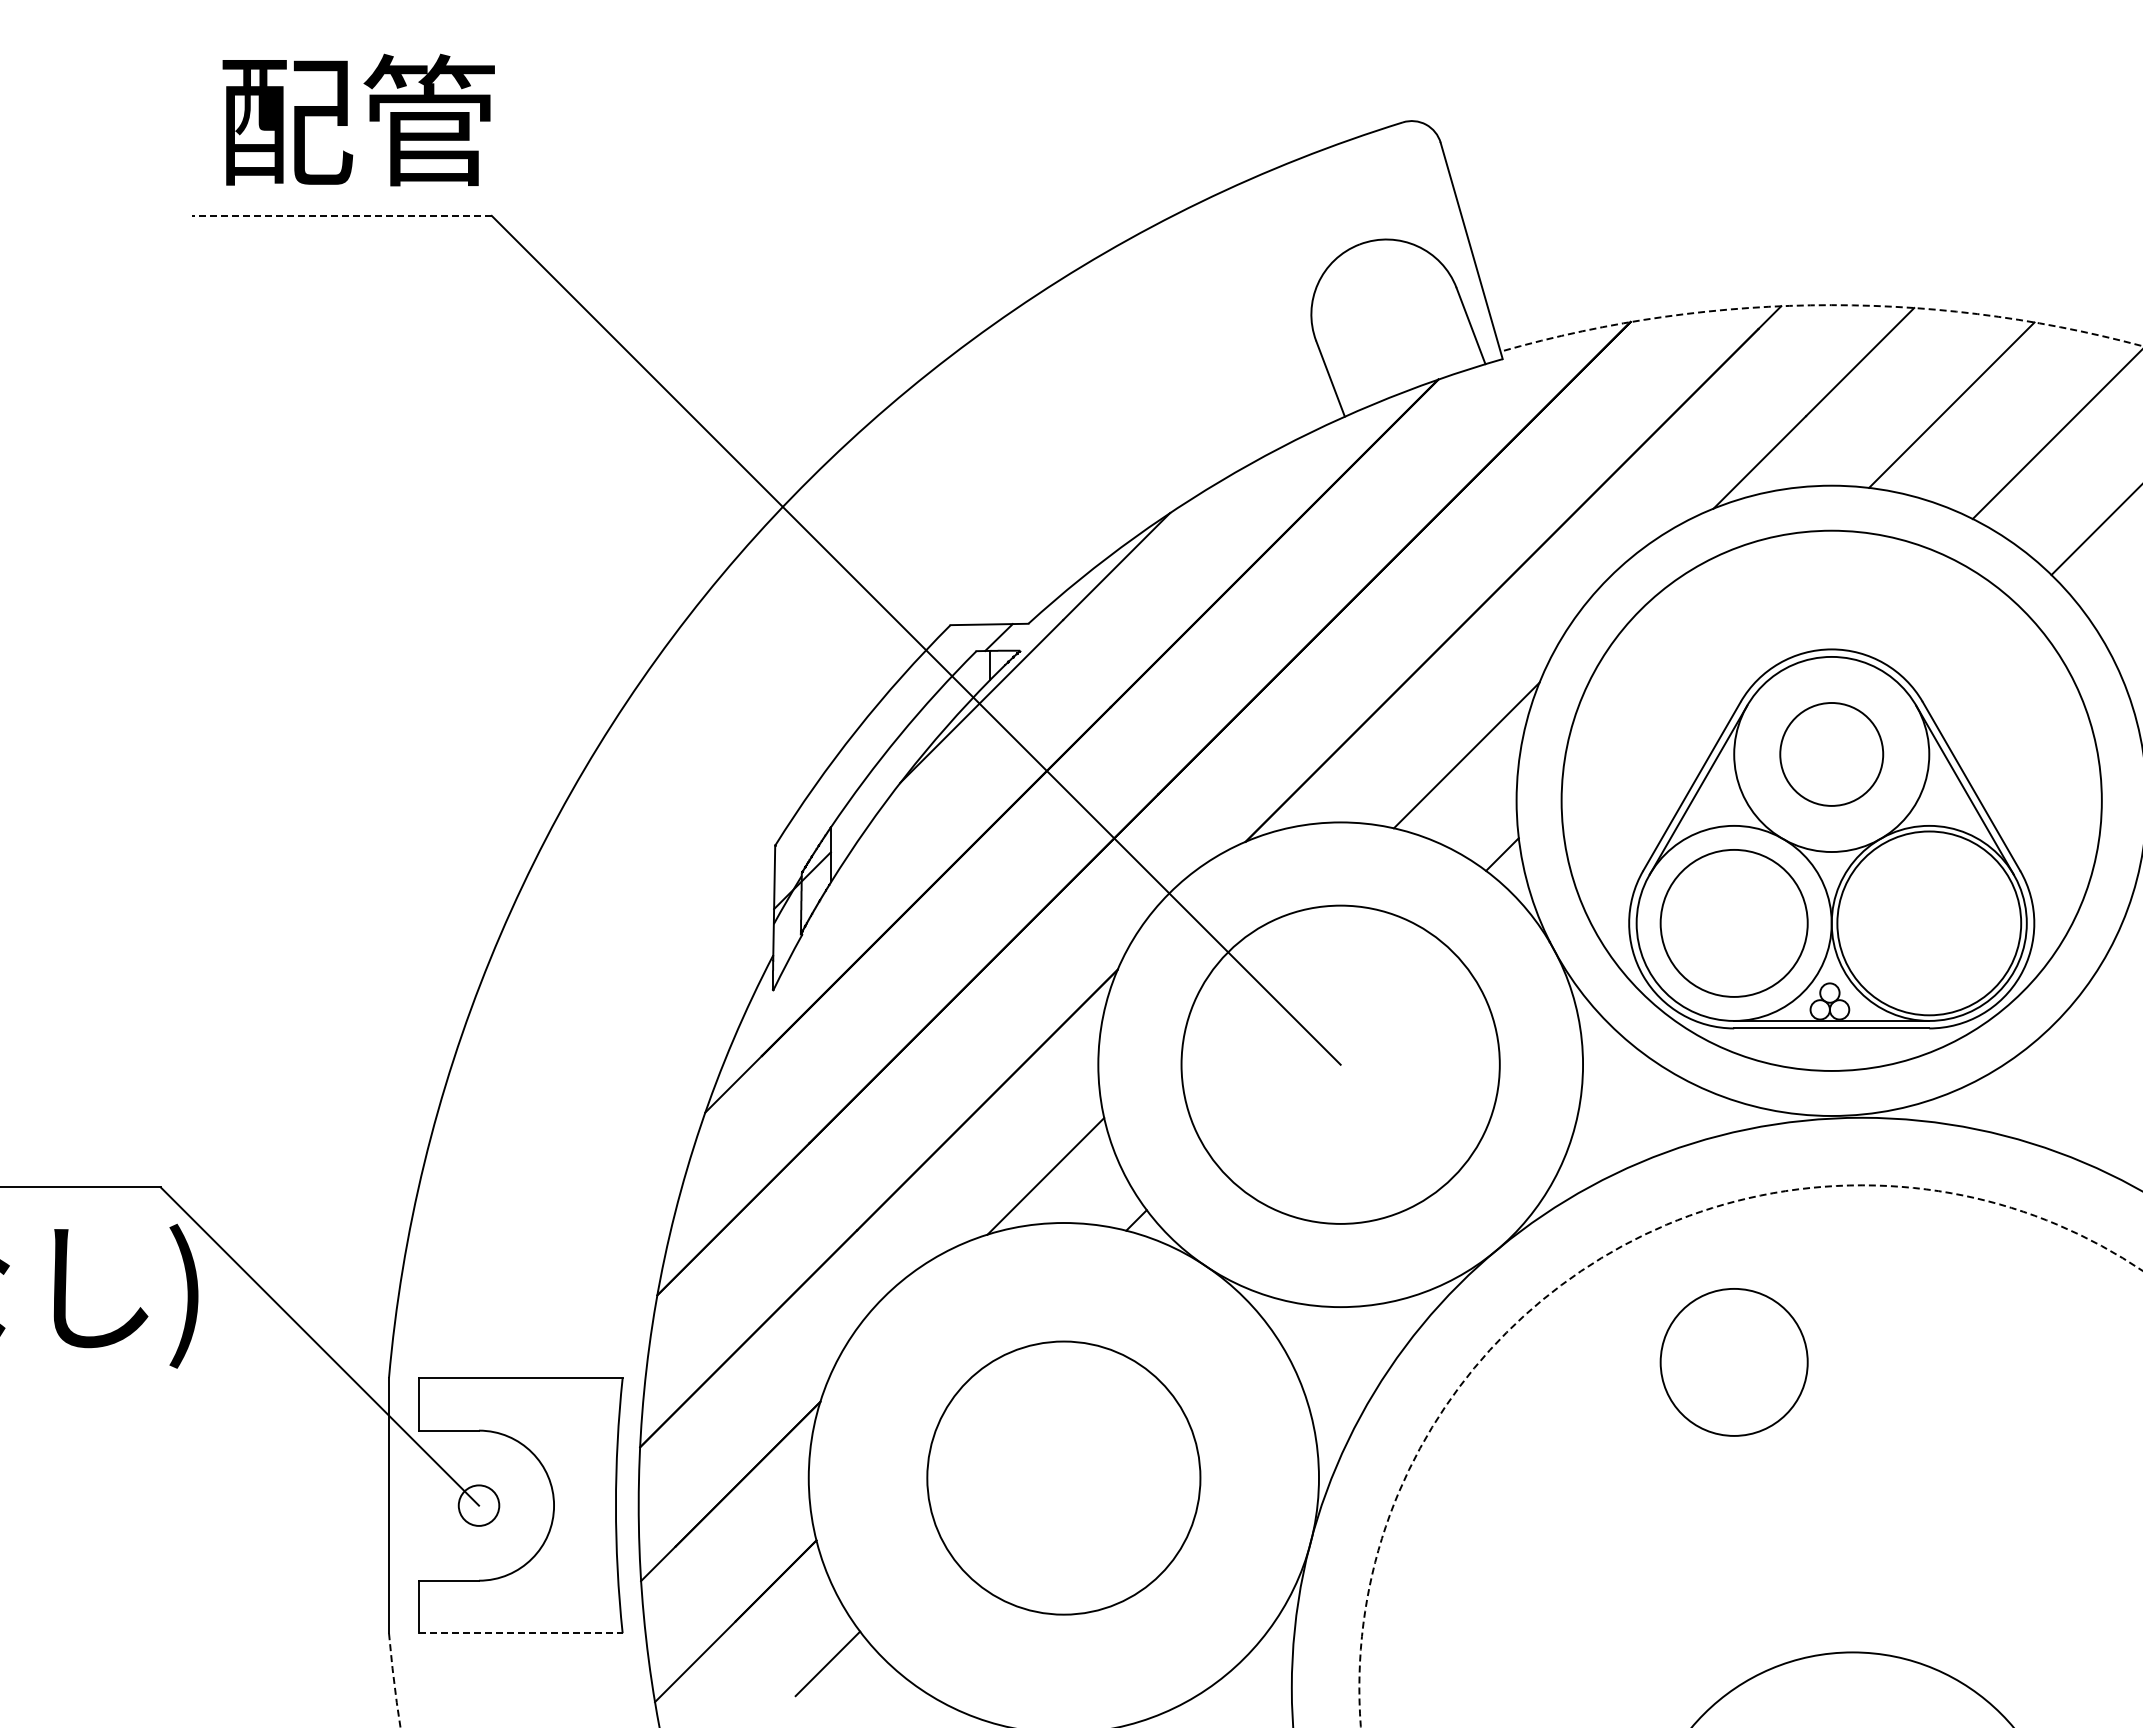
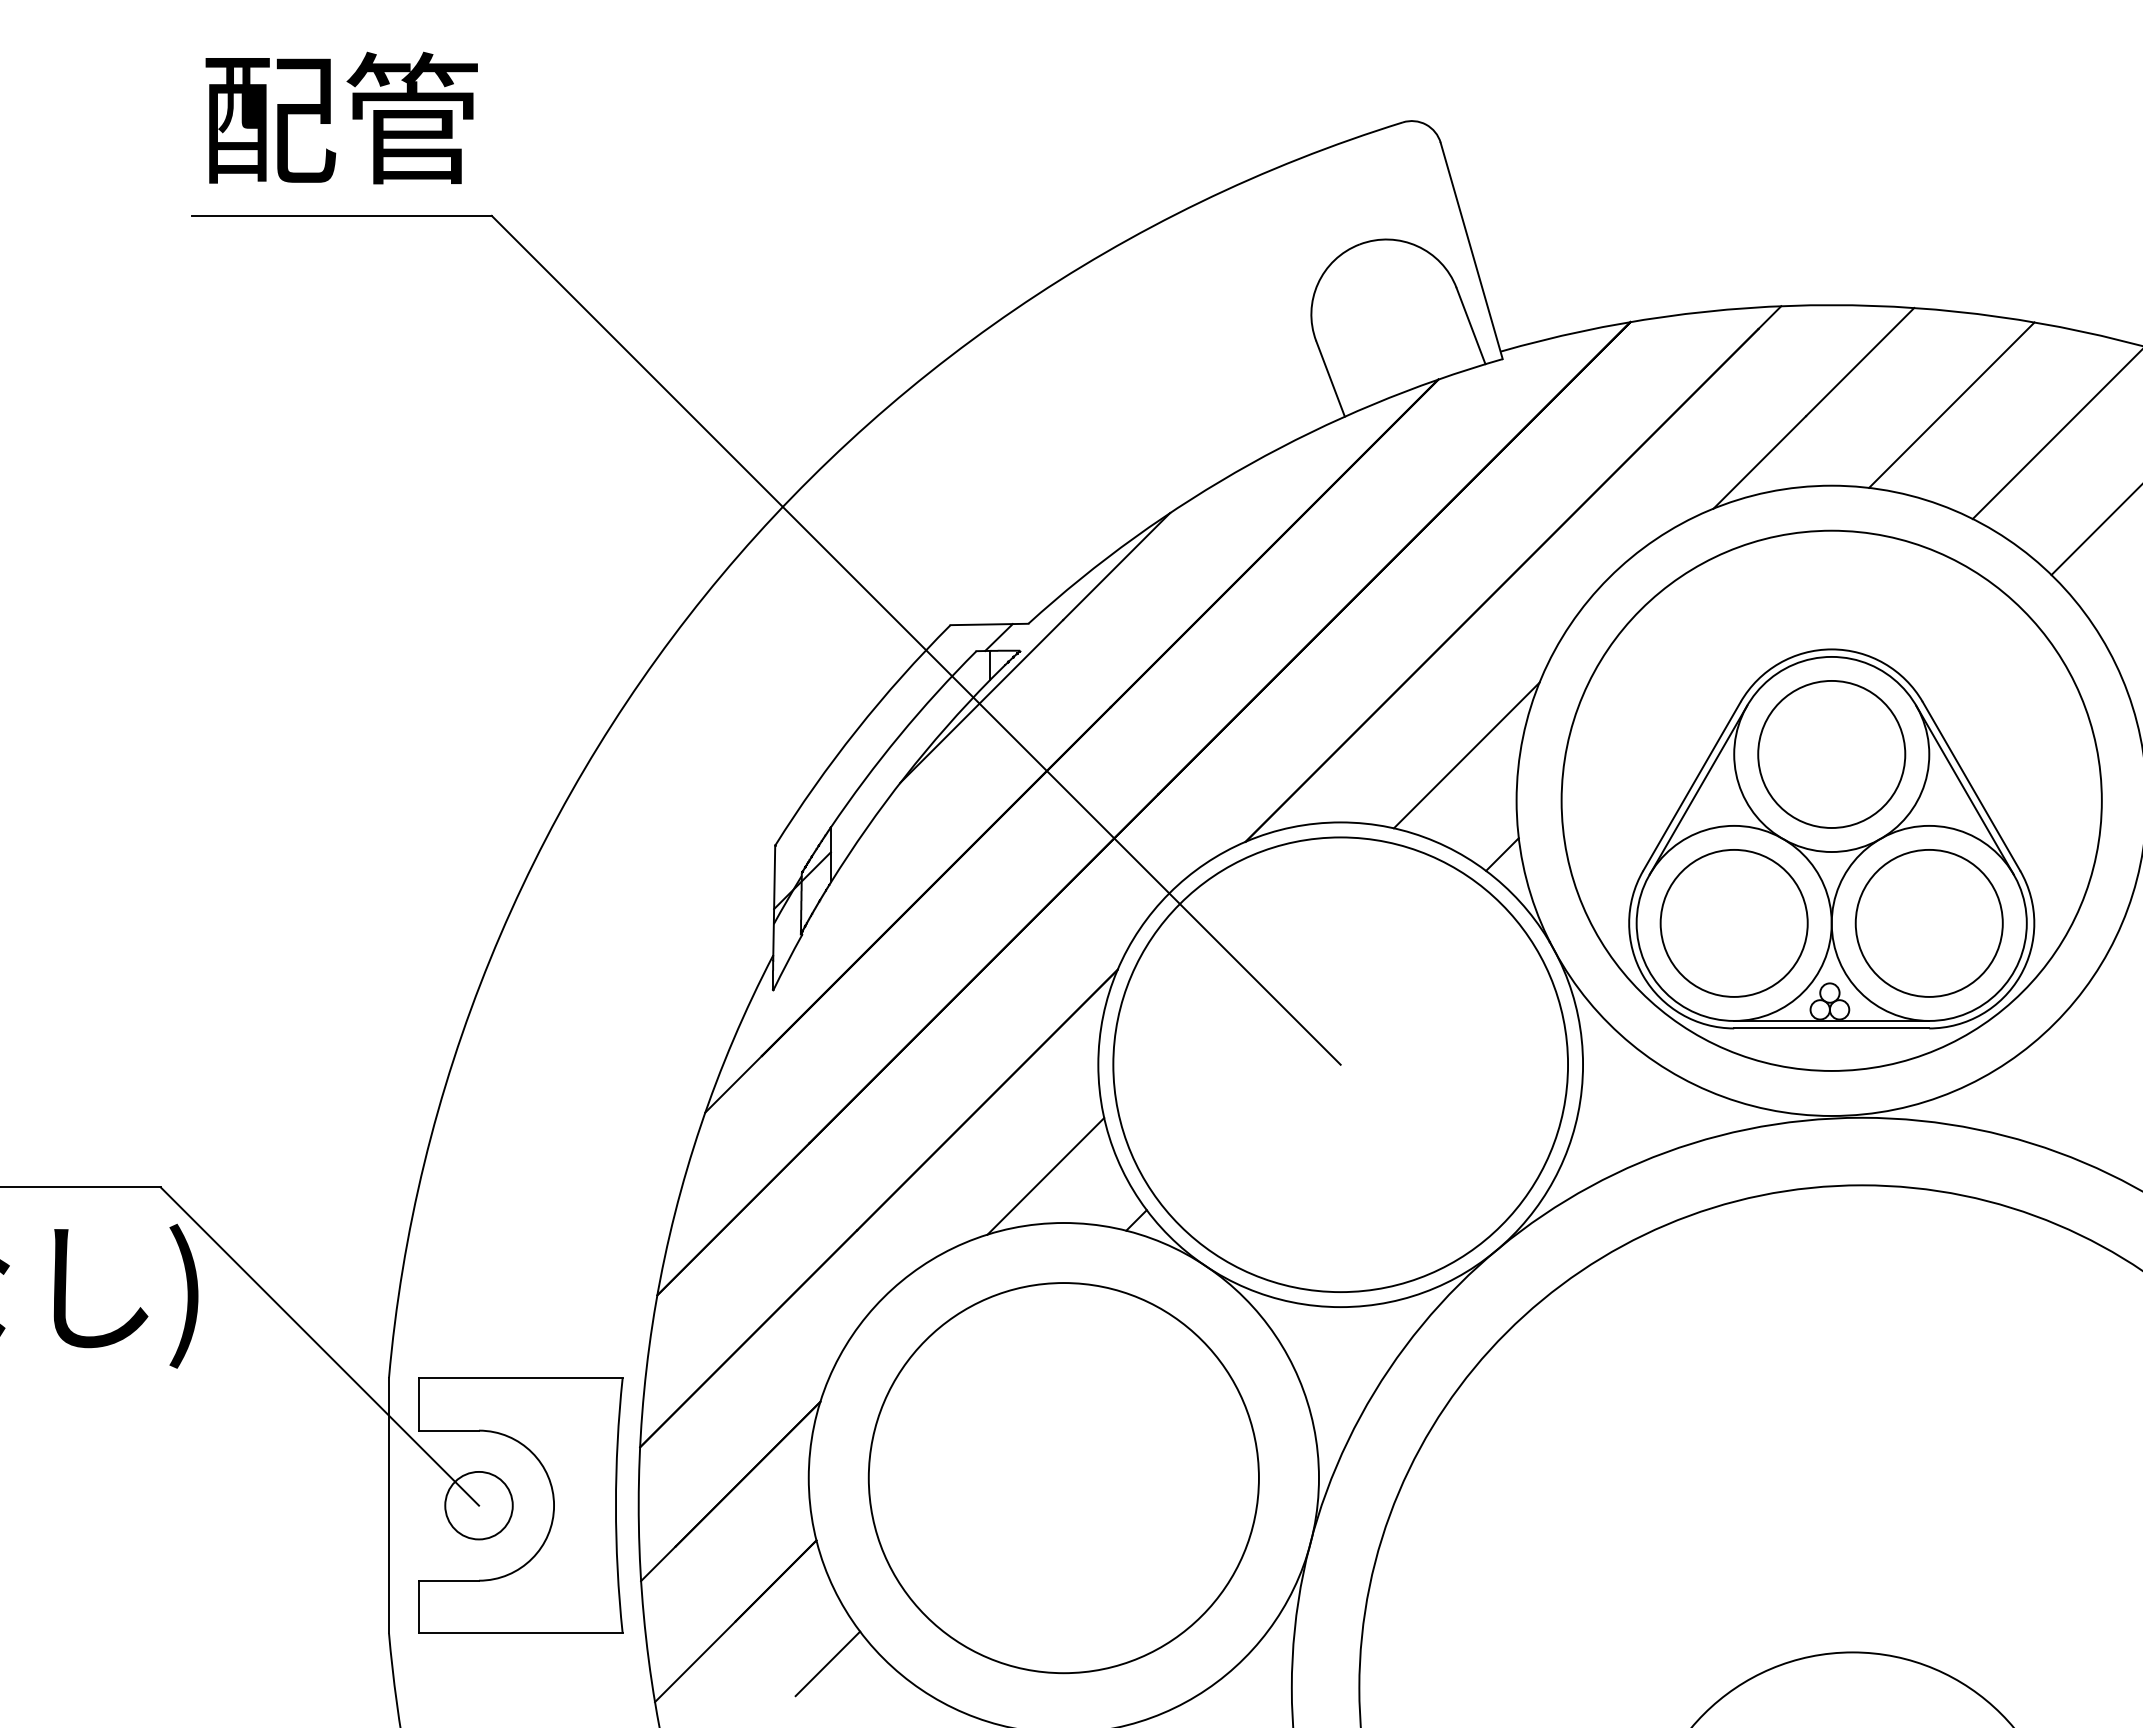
text position: (358, 119) -> (341, 117) (341, 117)
line: dashed -> solid (341, 215)
arc: dashed -> solid (1820, 305)
circle diameter: 103 px -> 147 px (1831, 754)
circle diameter: 184 px -> 147 px (1928, 922)
circle diameter: 318 px -> 455 px (1340, 1064)
circle: present -> none (1733, 1362)
circle: dashed -> solid (1750, 1456)
circle diameter: 273 px -> 390 px (1063, 1478)
circle diameter: 41 px -> 68 px (478, 1505)
line: dashed -> solid (520, 1633)
arc: dashed -> solid (393, 1680)
